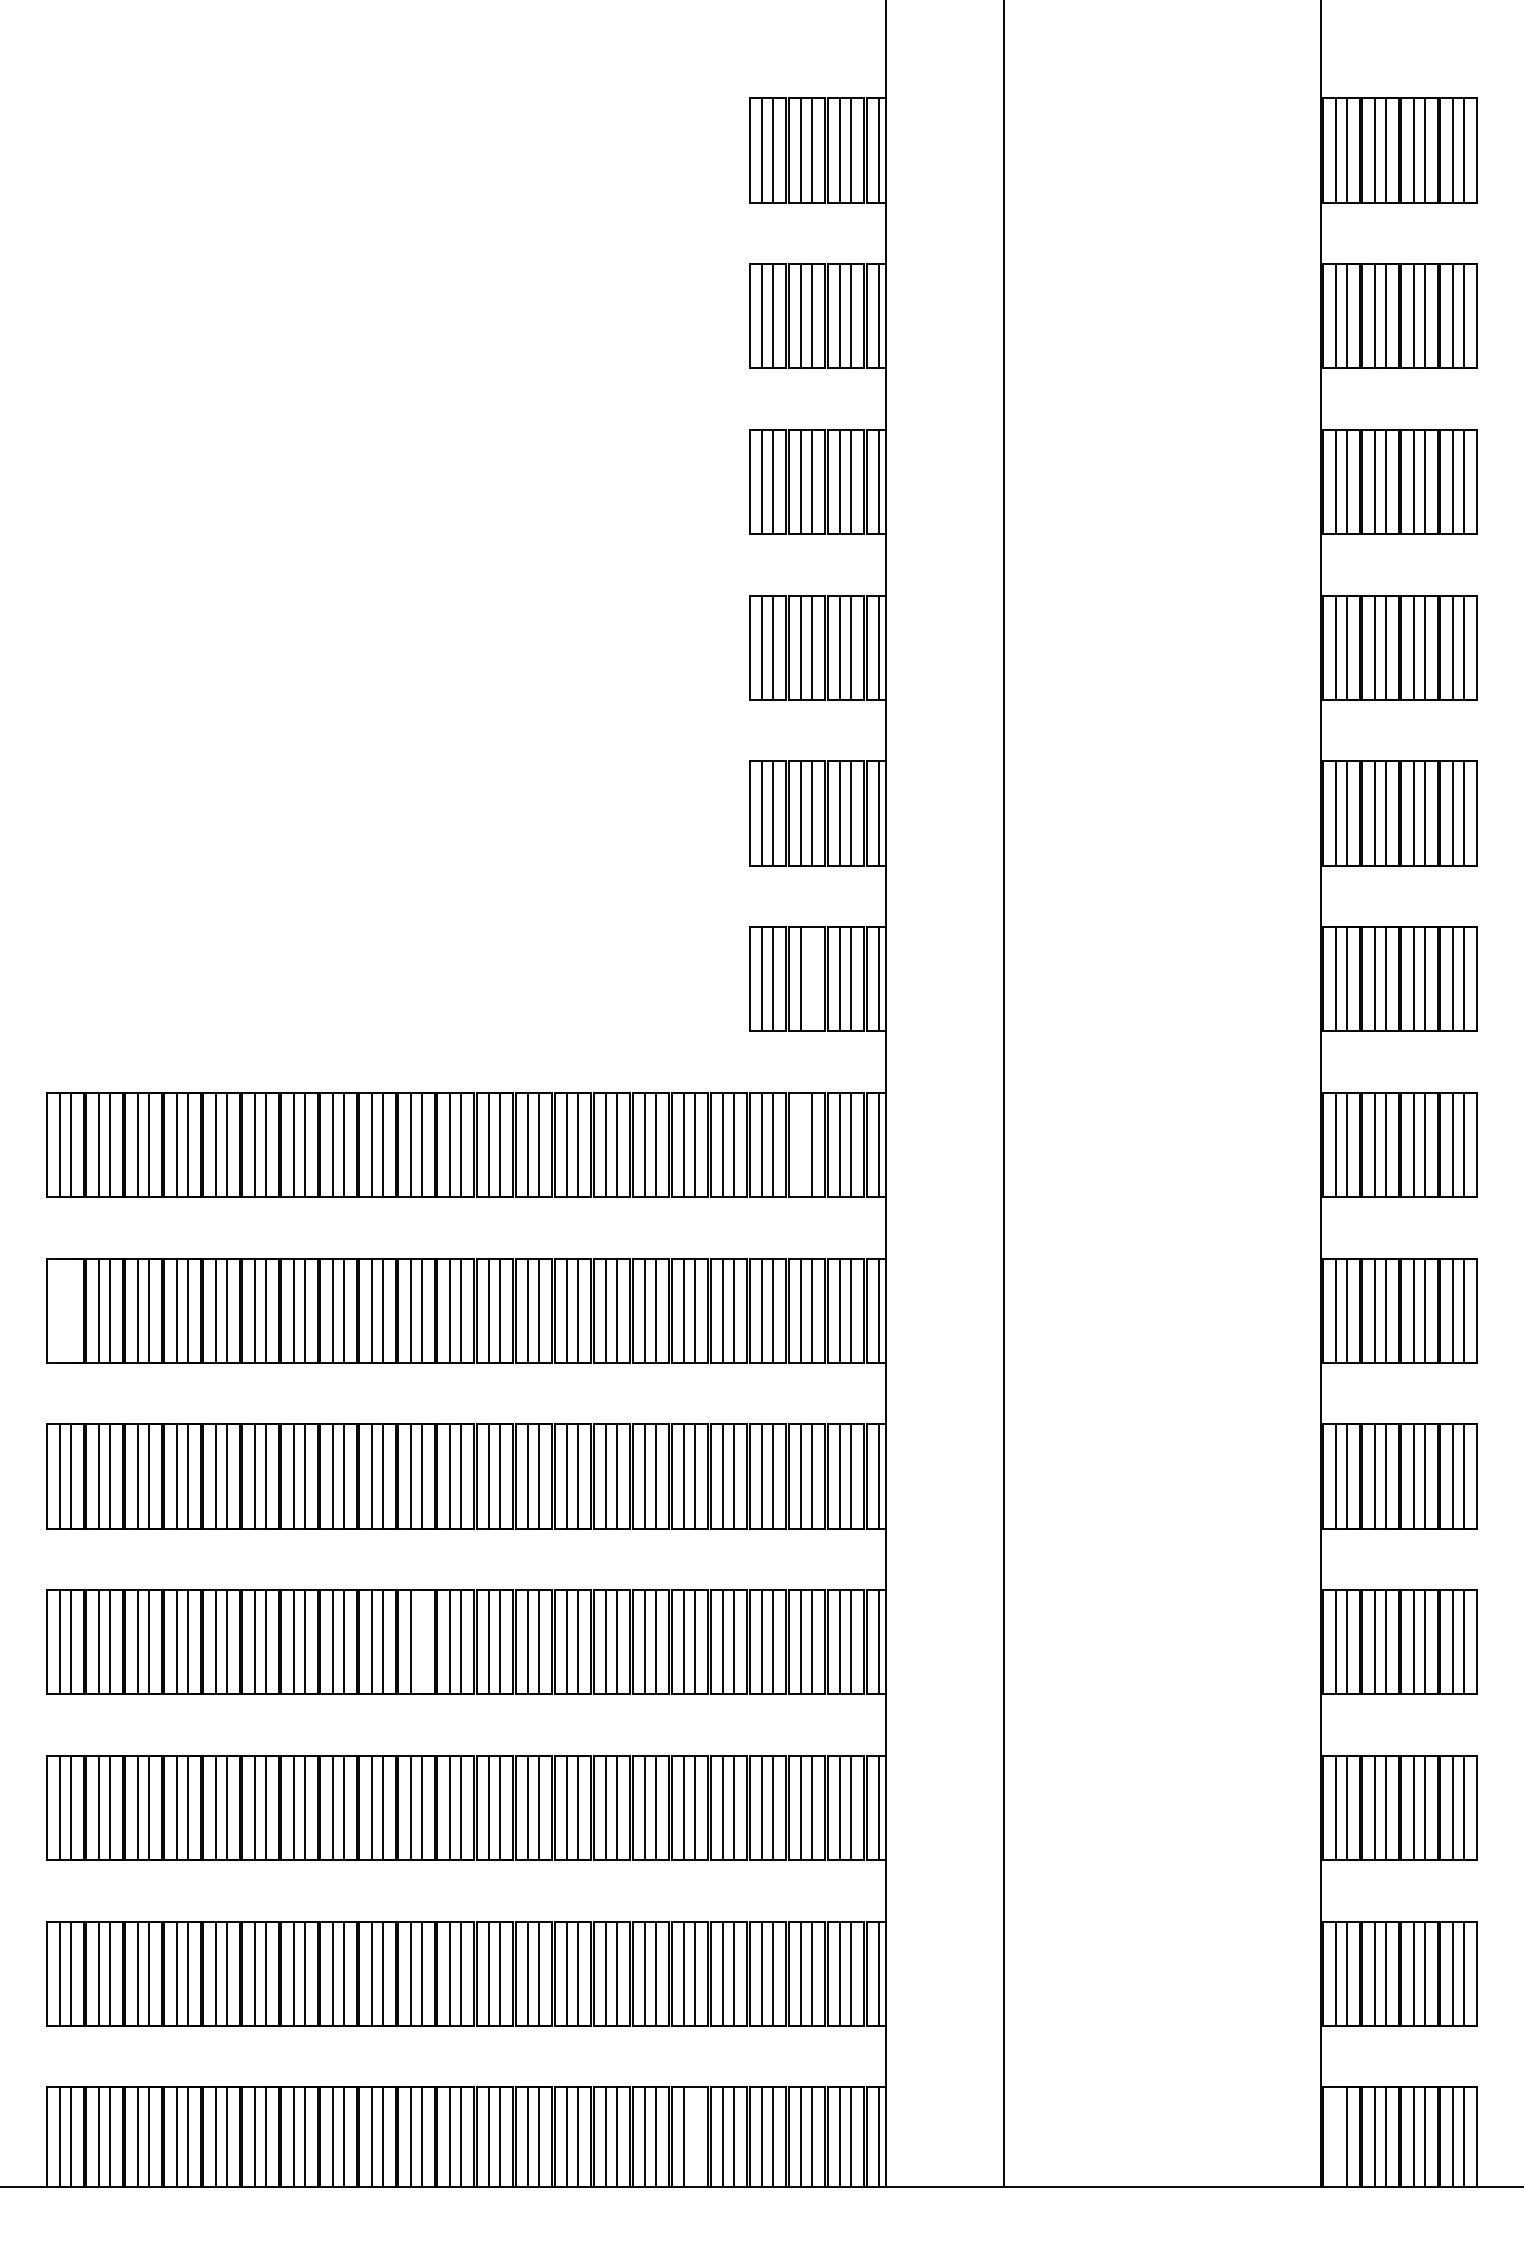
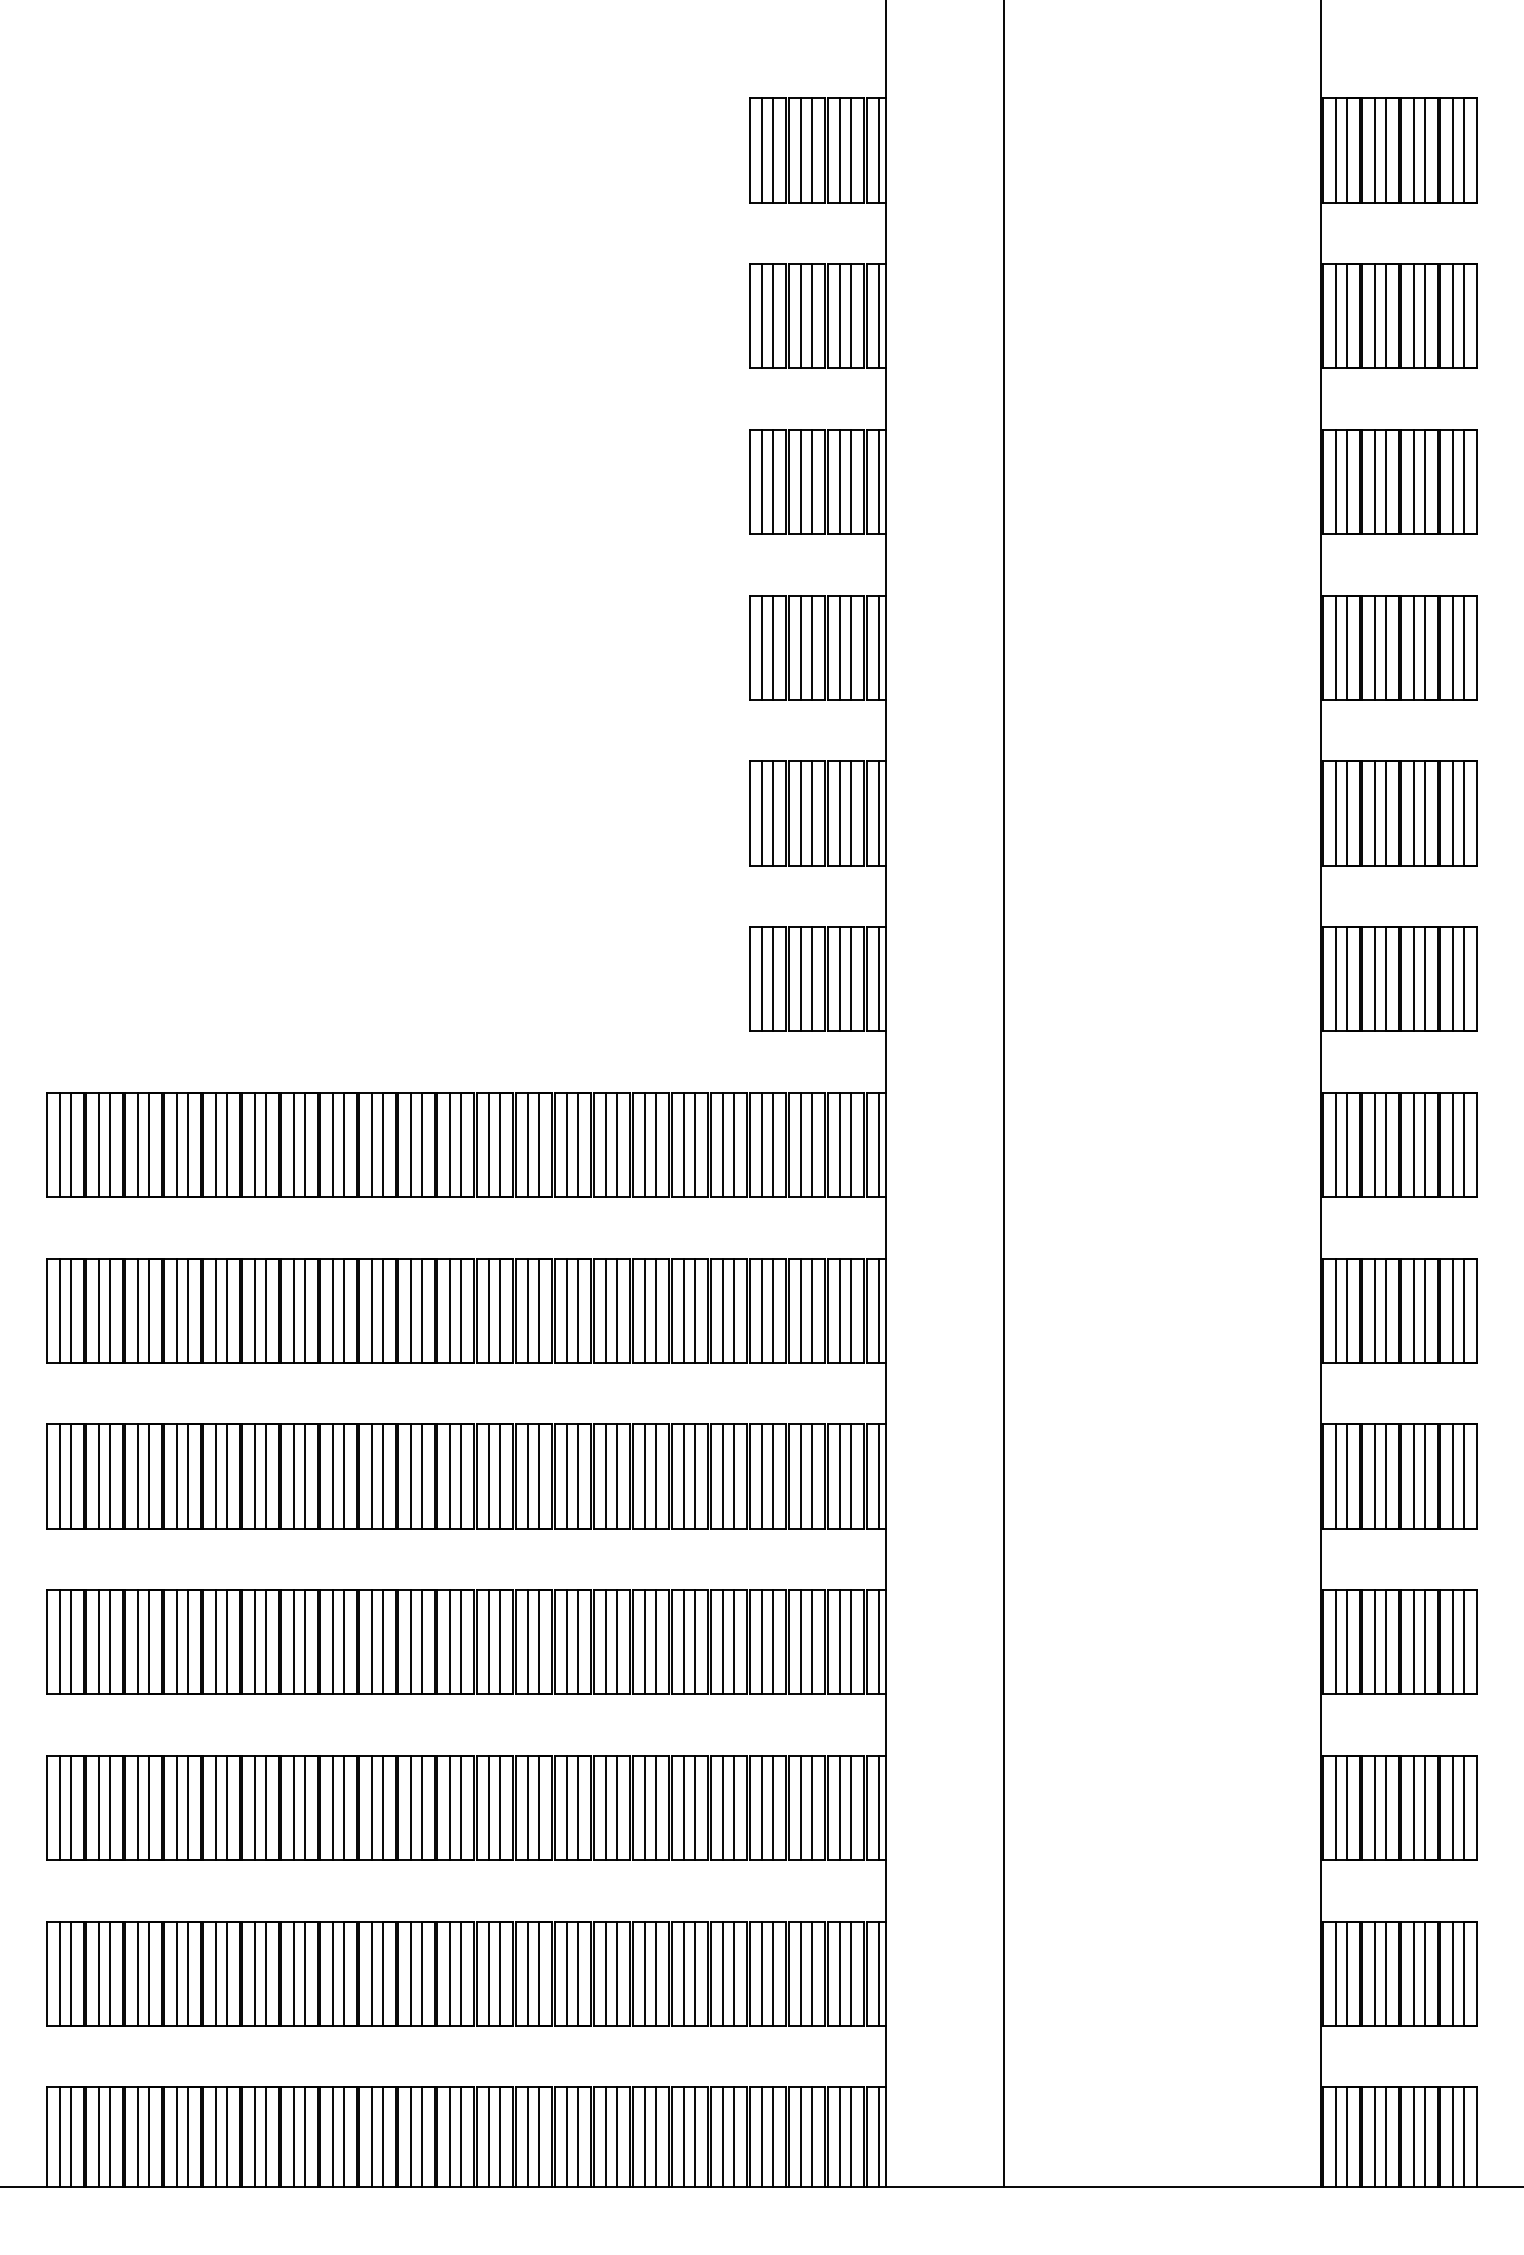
line: none -> present (812, 979)
line: none -> present (801, 1144)
line: none -> present (59, 1310)
line: none -> present (70, 1310)
line: none -> present (422, 1642)
line: none -> present (695, 2137)
line: none -> present (1335, 2137)
